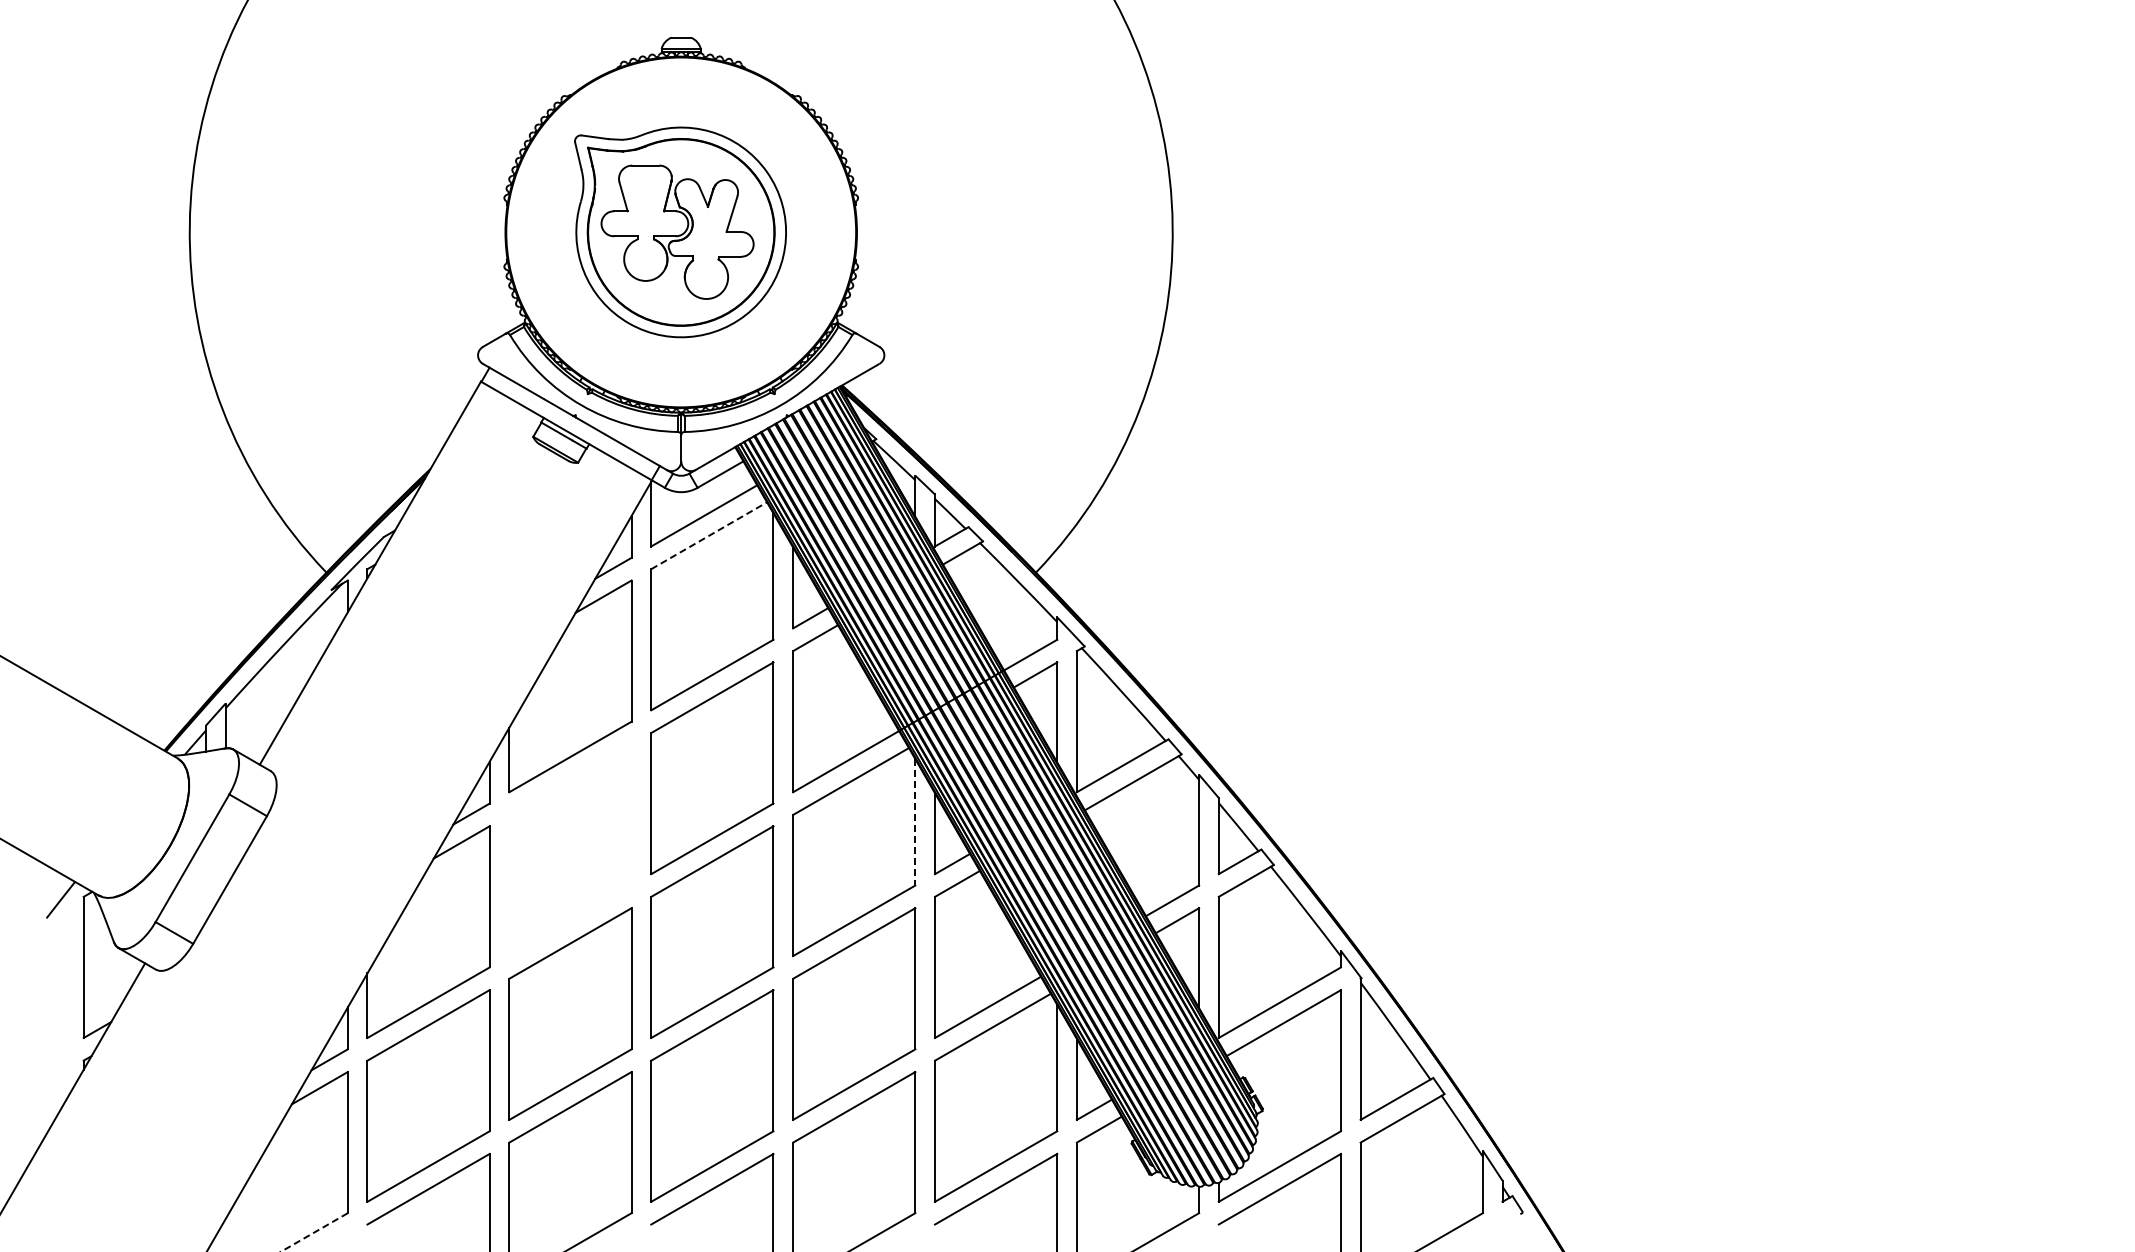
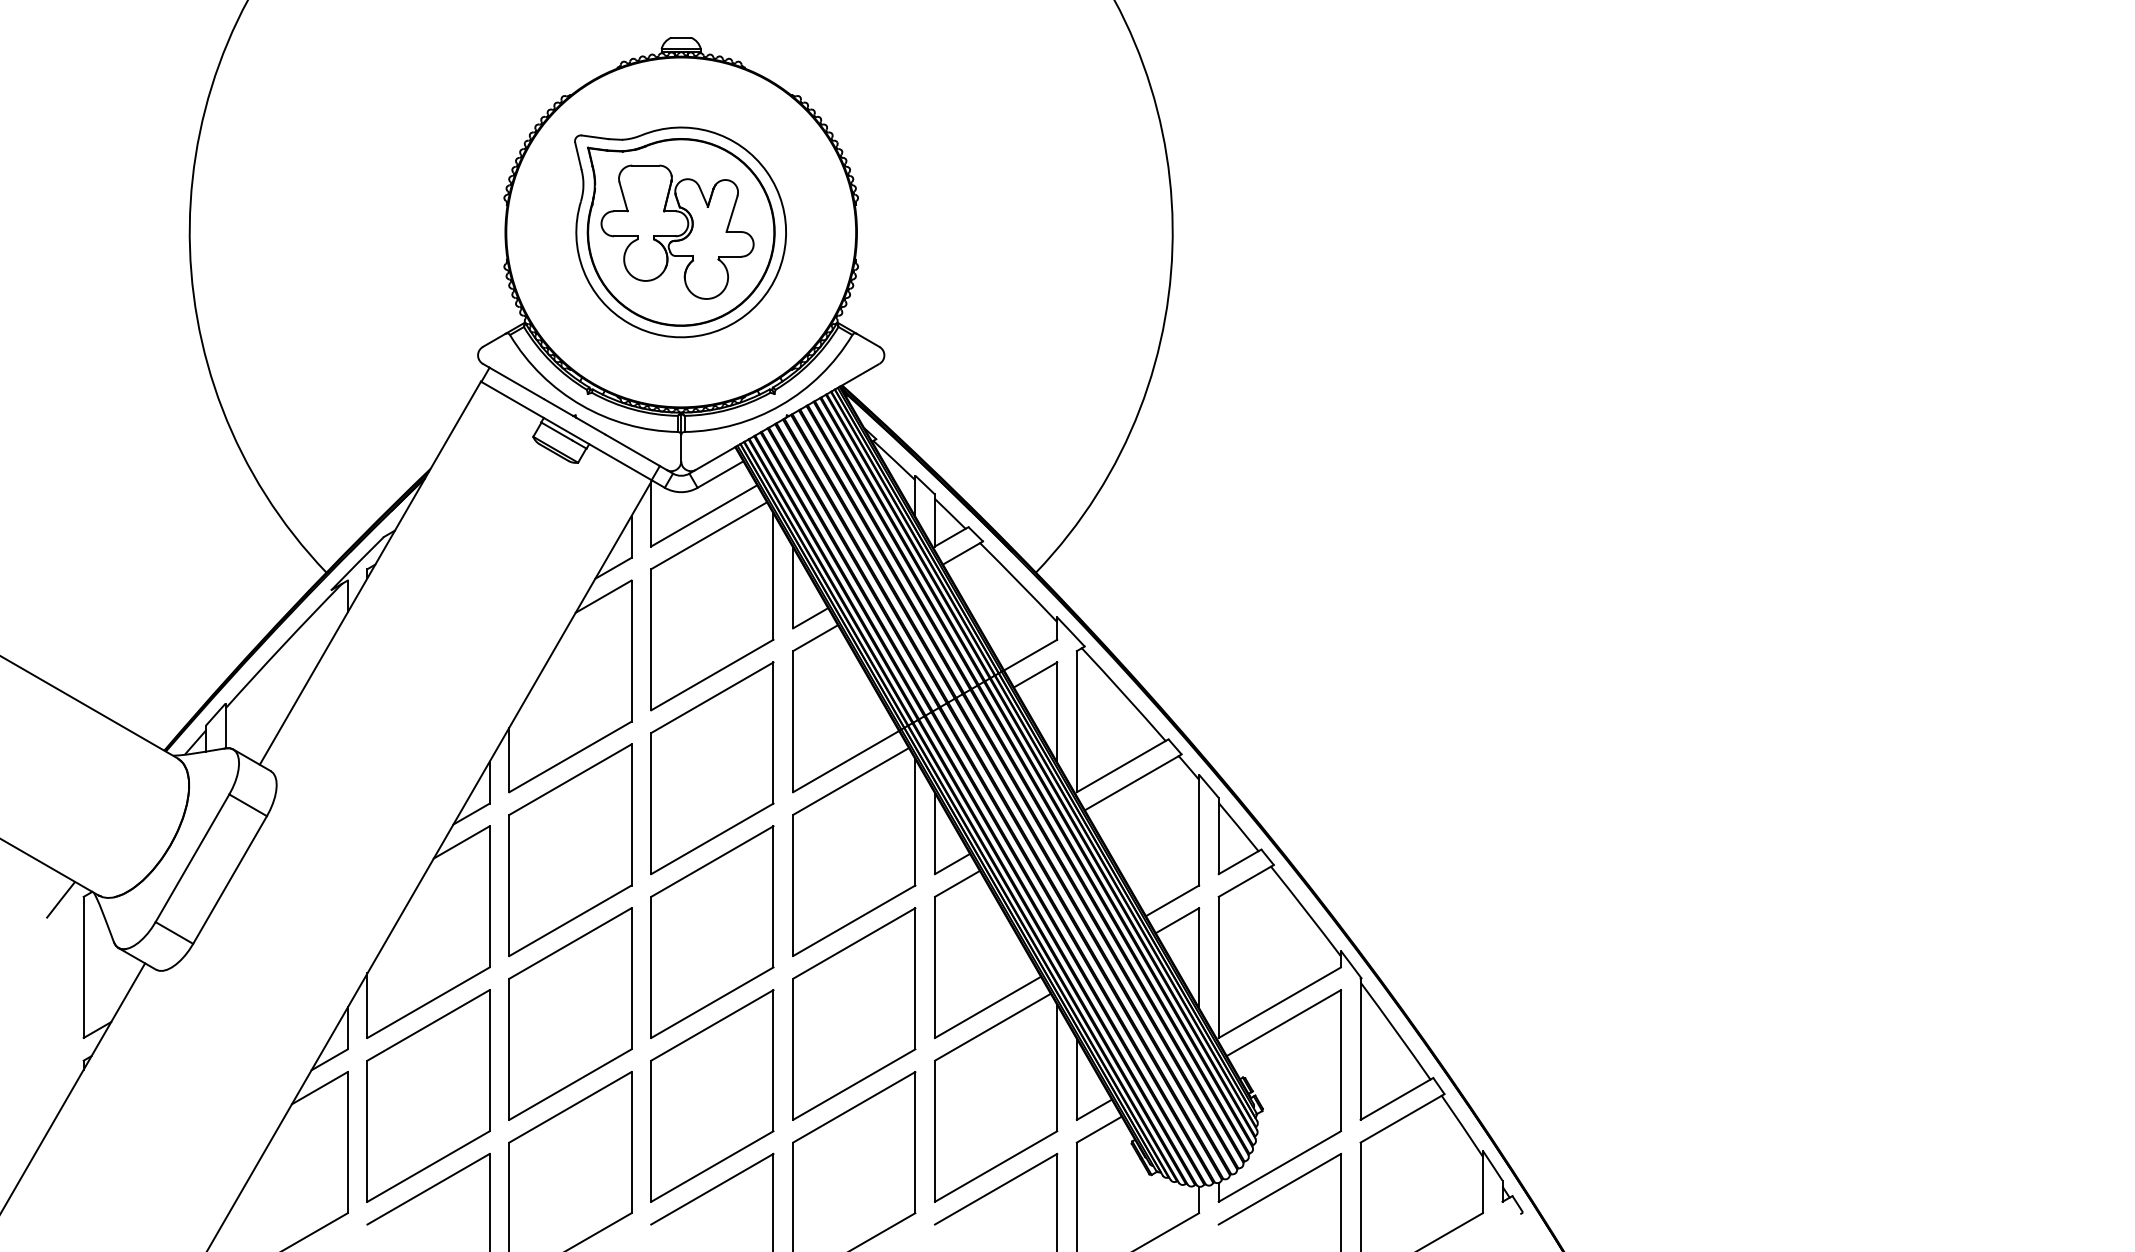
line: dashed -> solid (709, 535)
line: dashed -> solid (915, 822)
part: none -> present (570, 850)
line: dashed -> solid (314, 1232)
